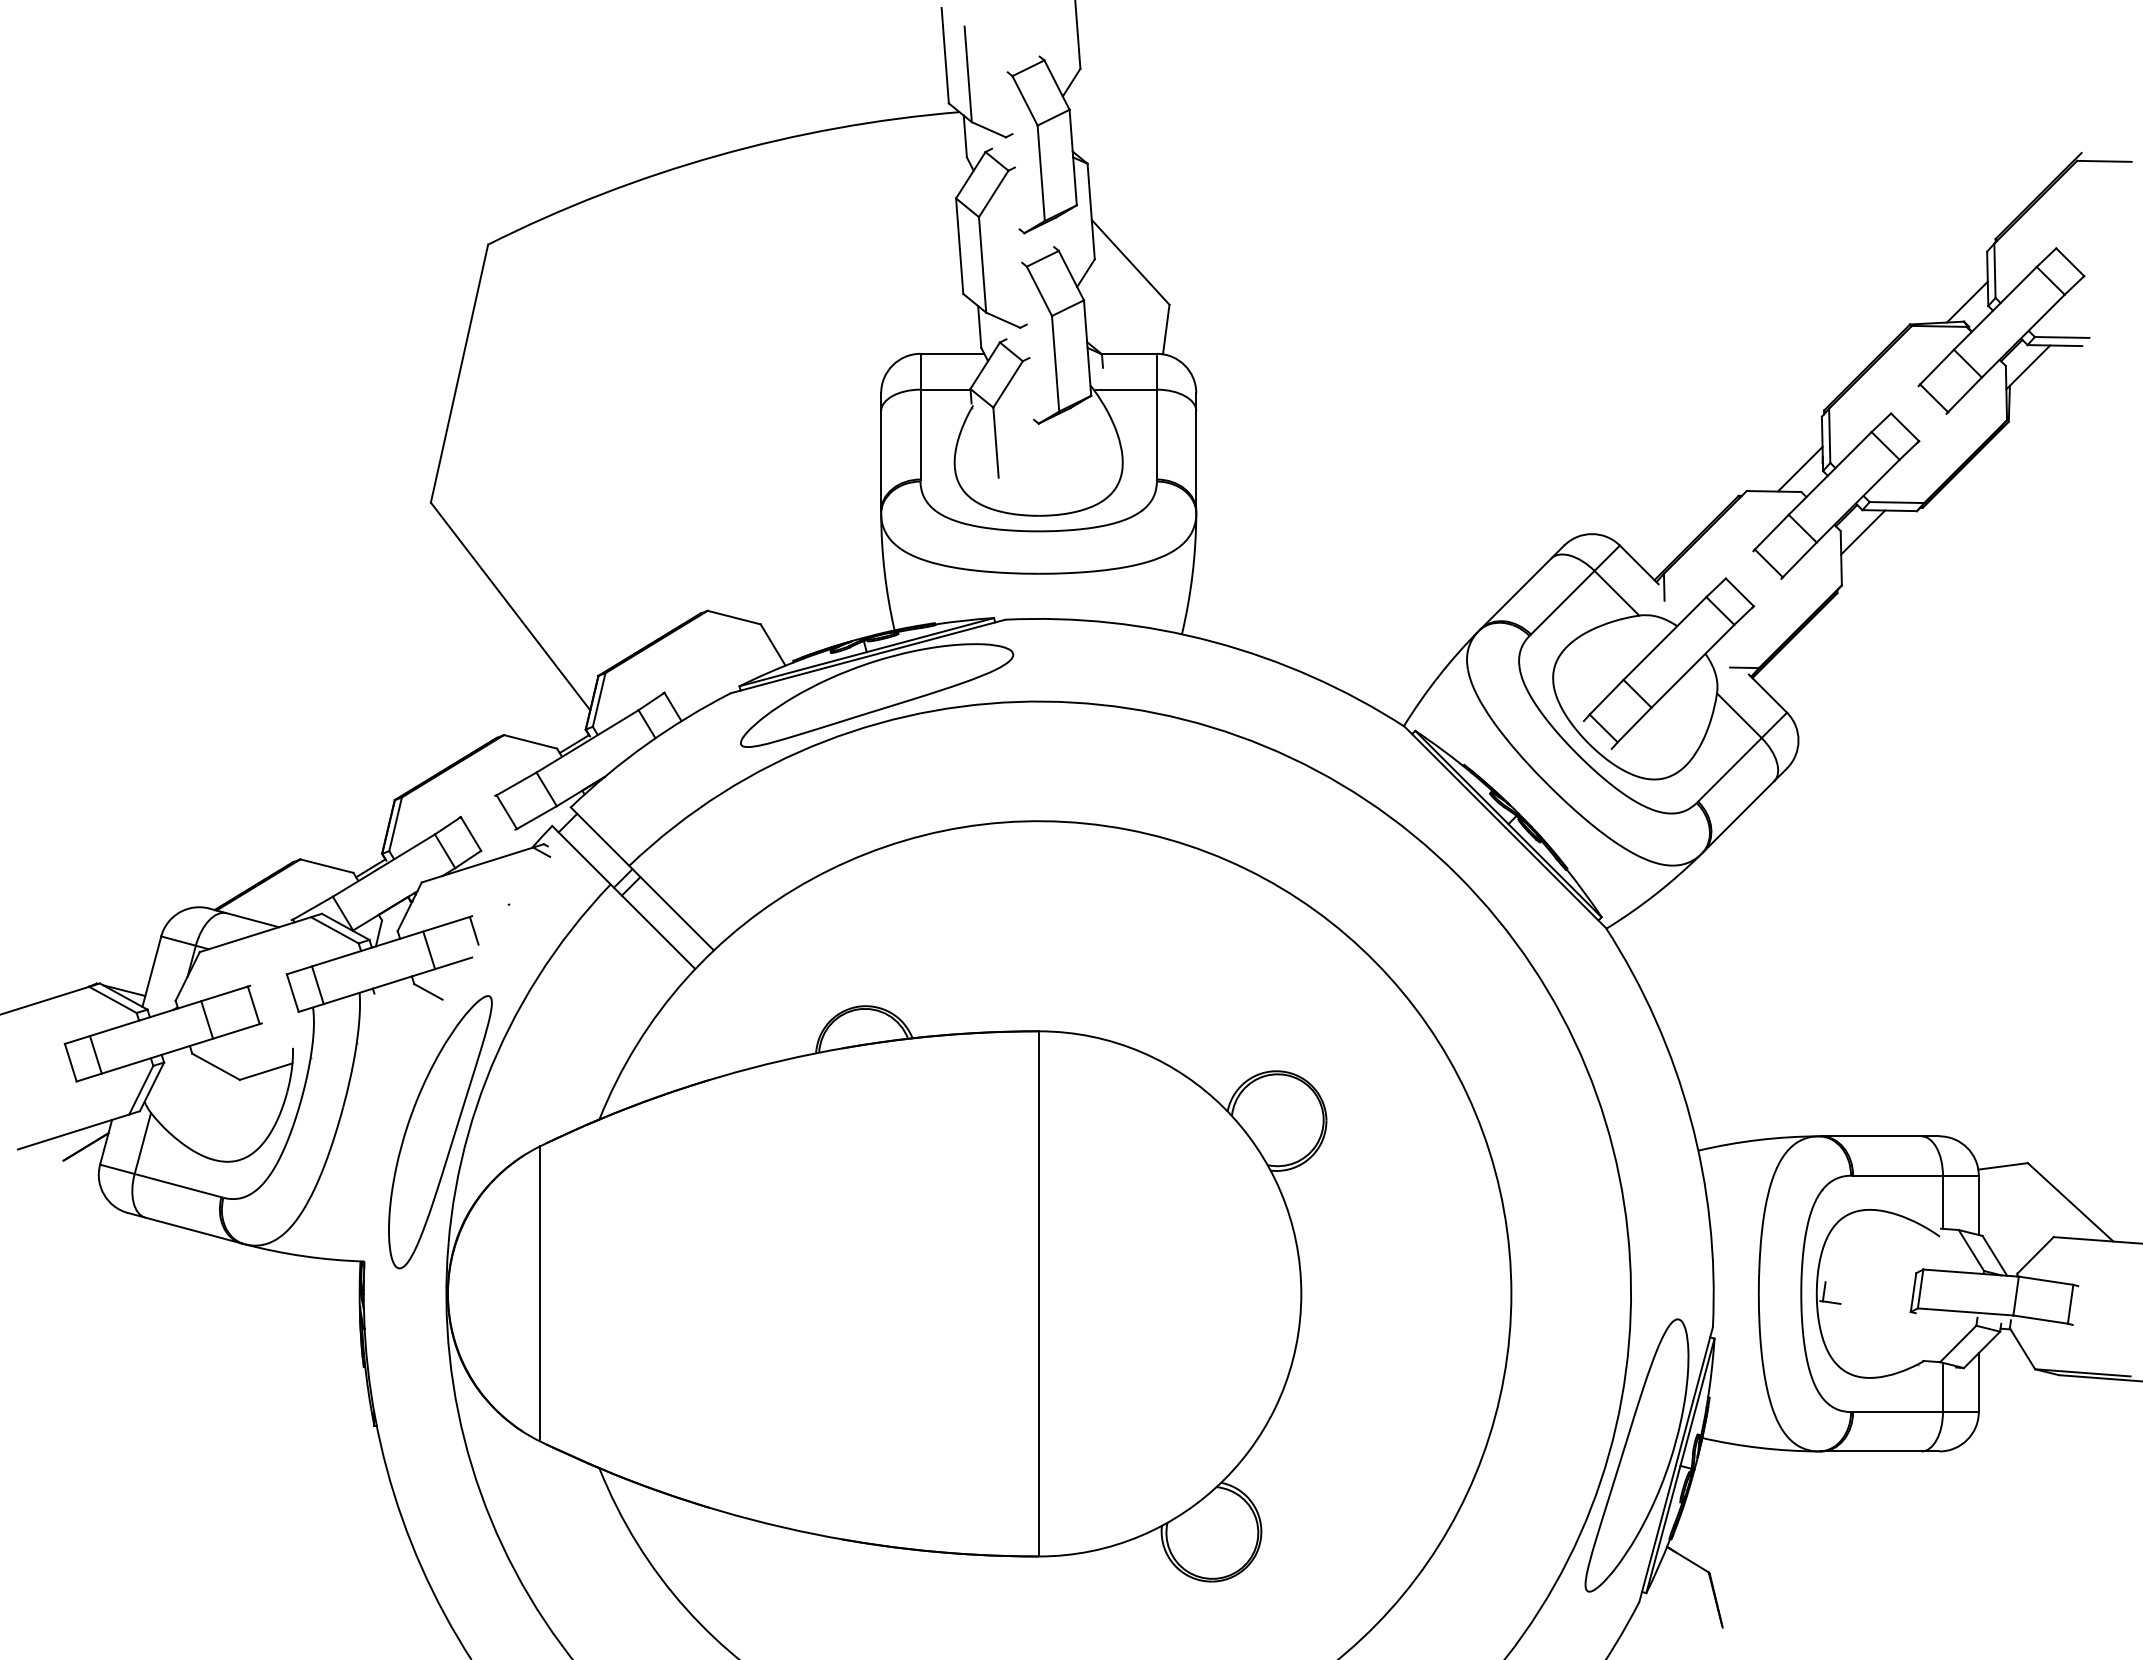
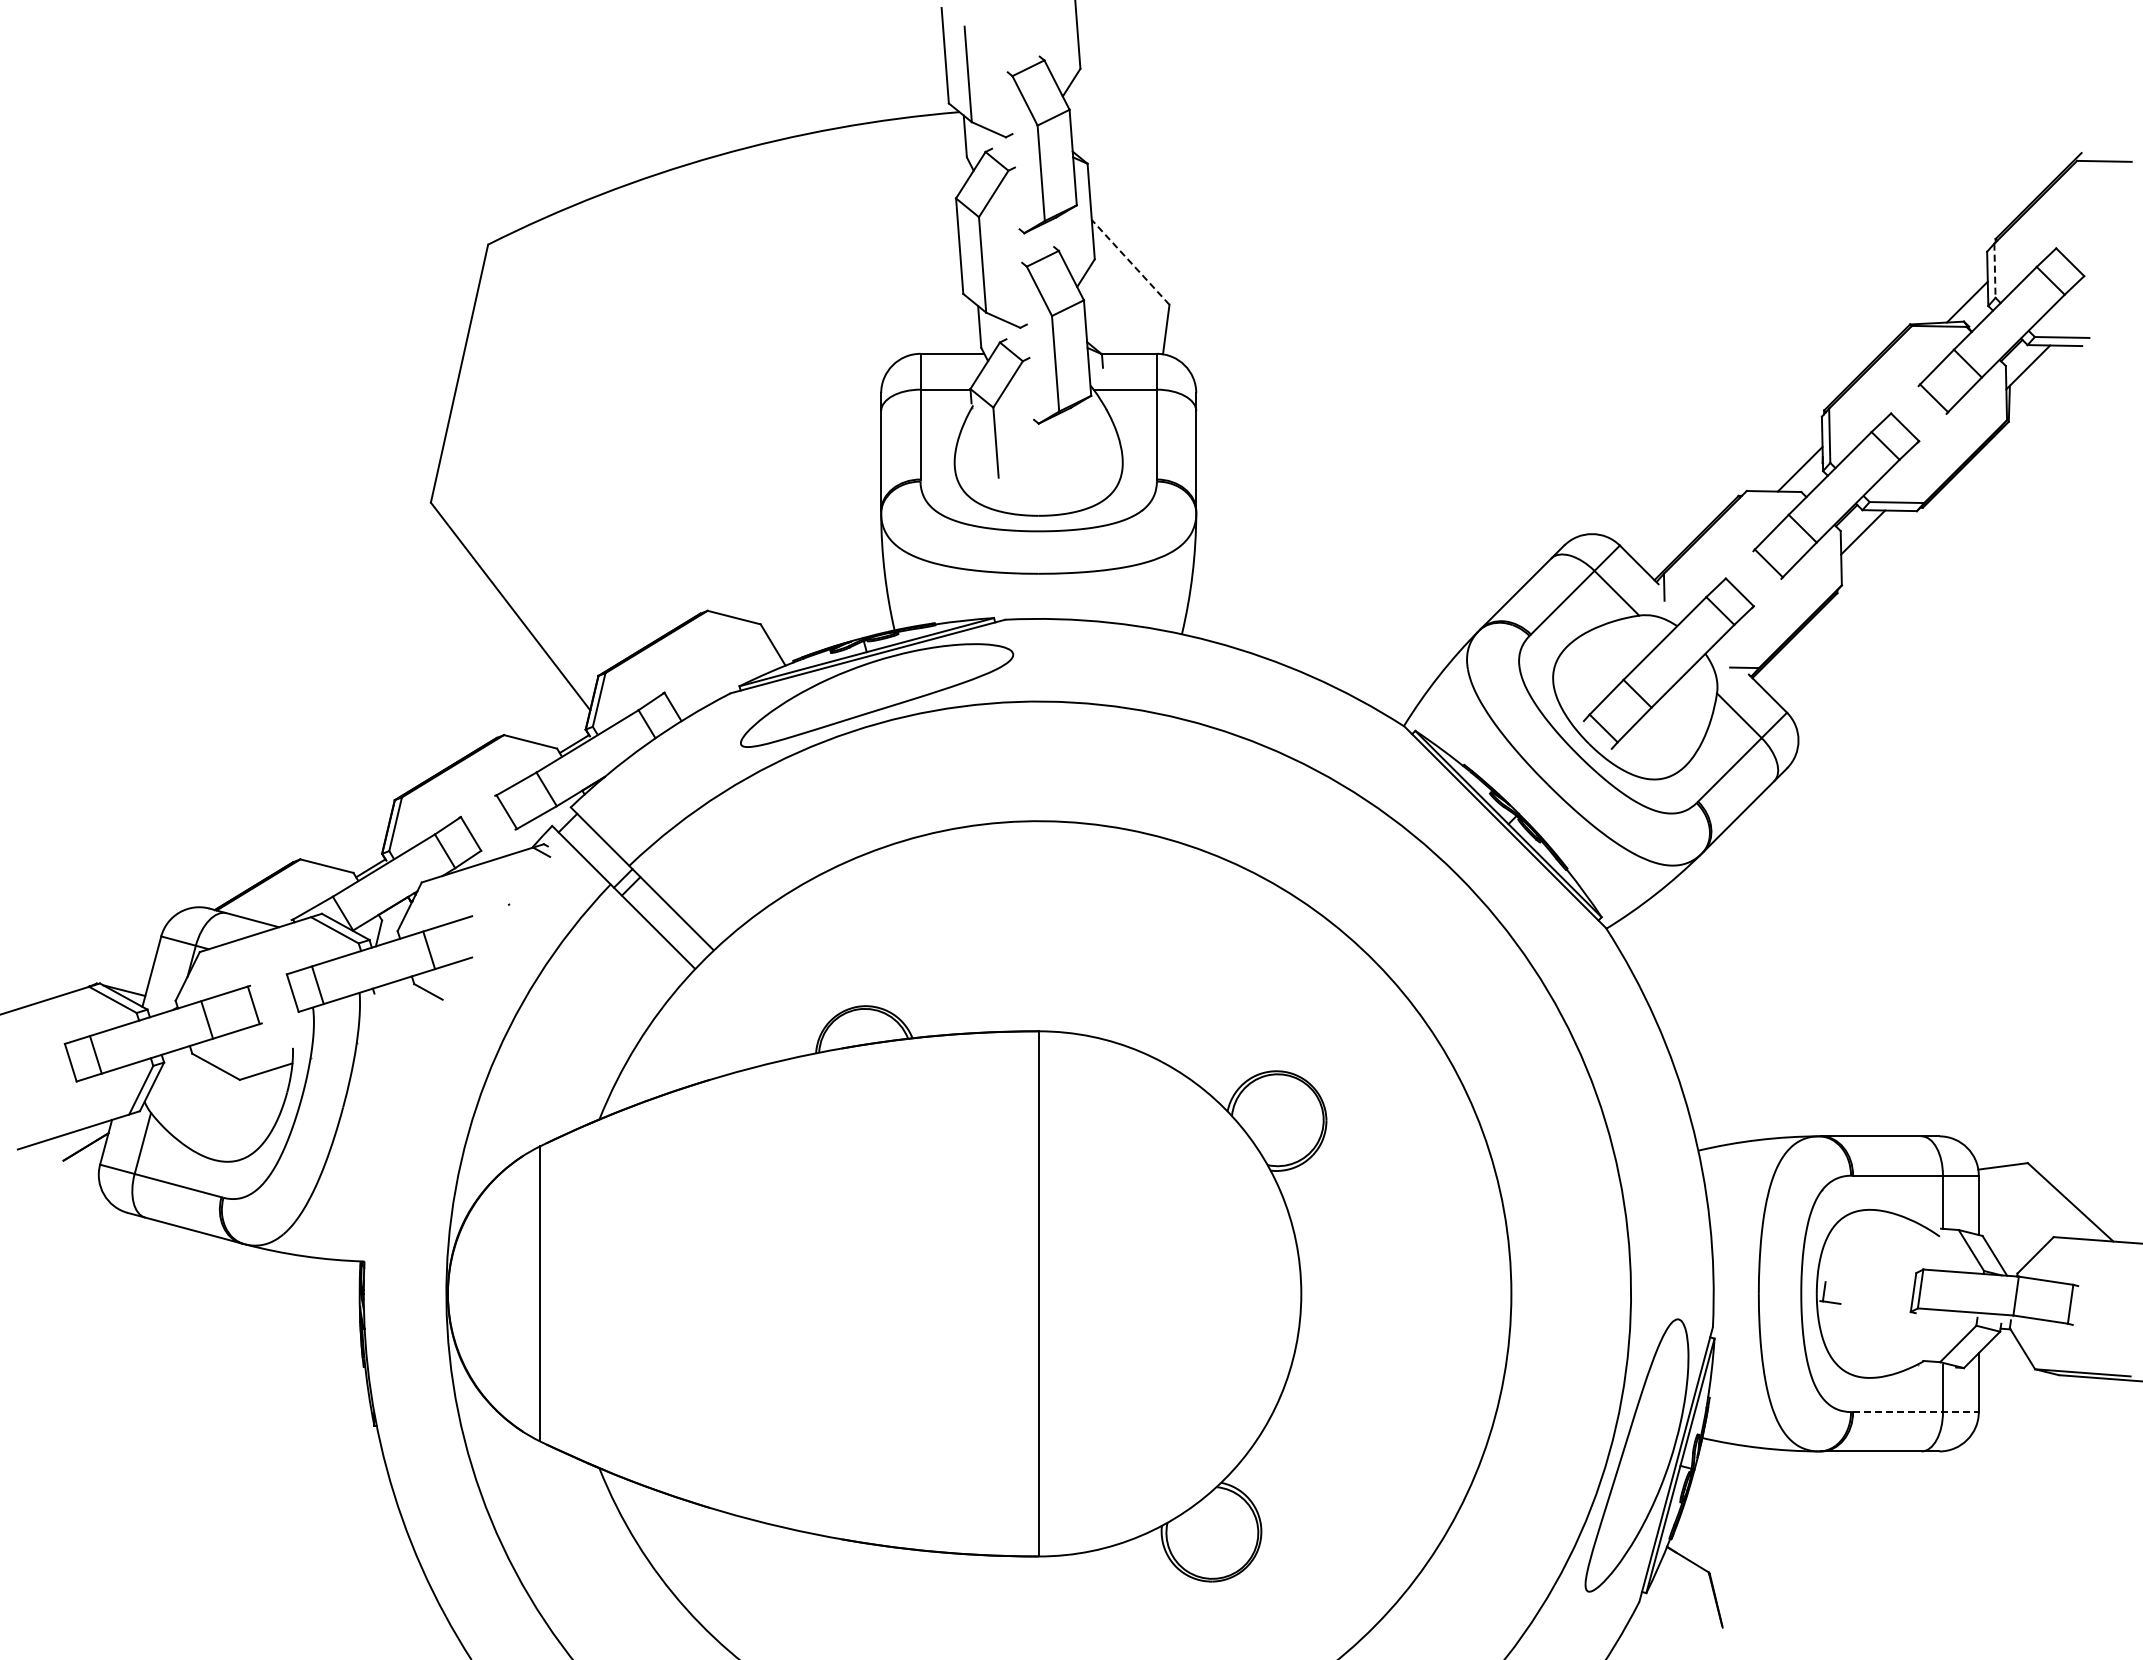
line: solid -> dashed (1130, 262)
line: solid -> dashed (1994, 271)
line: present -> none (473, 930)
part: present -> none (440, 1132)
line: solid -> dashed (1915, 1412)
